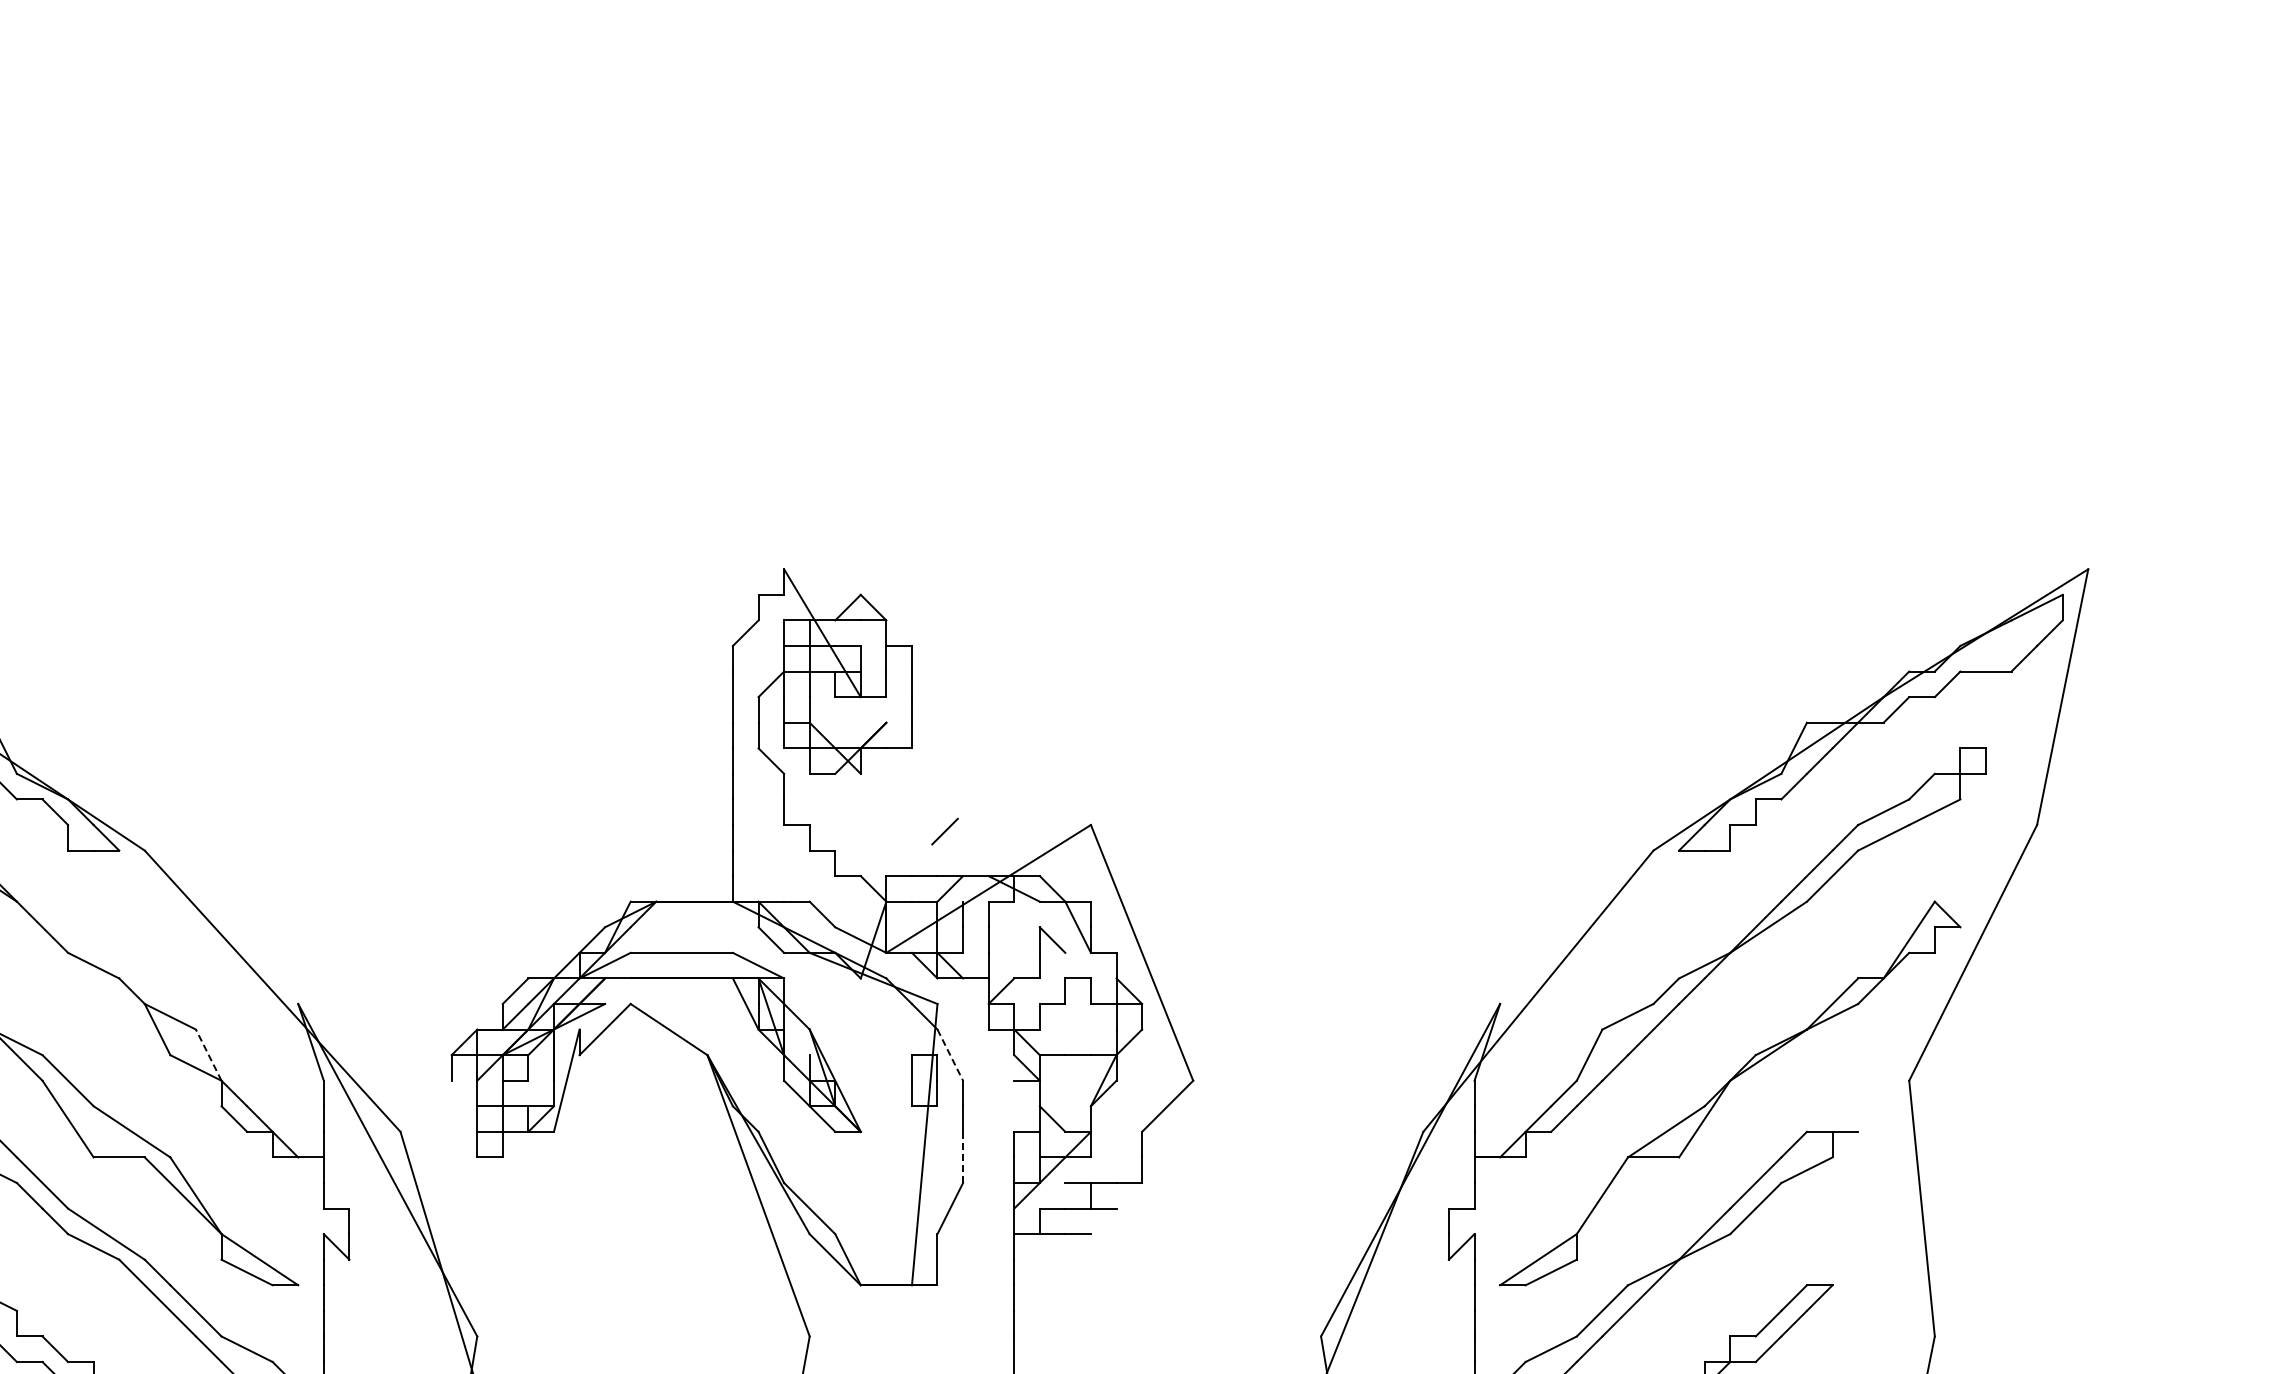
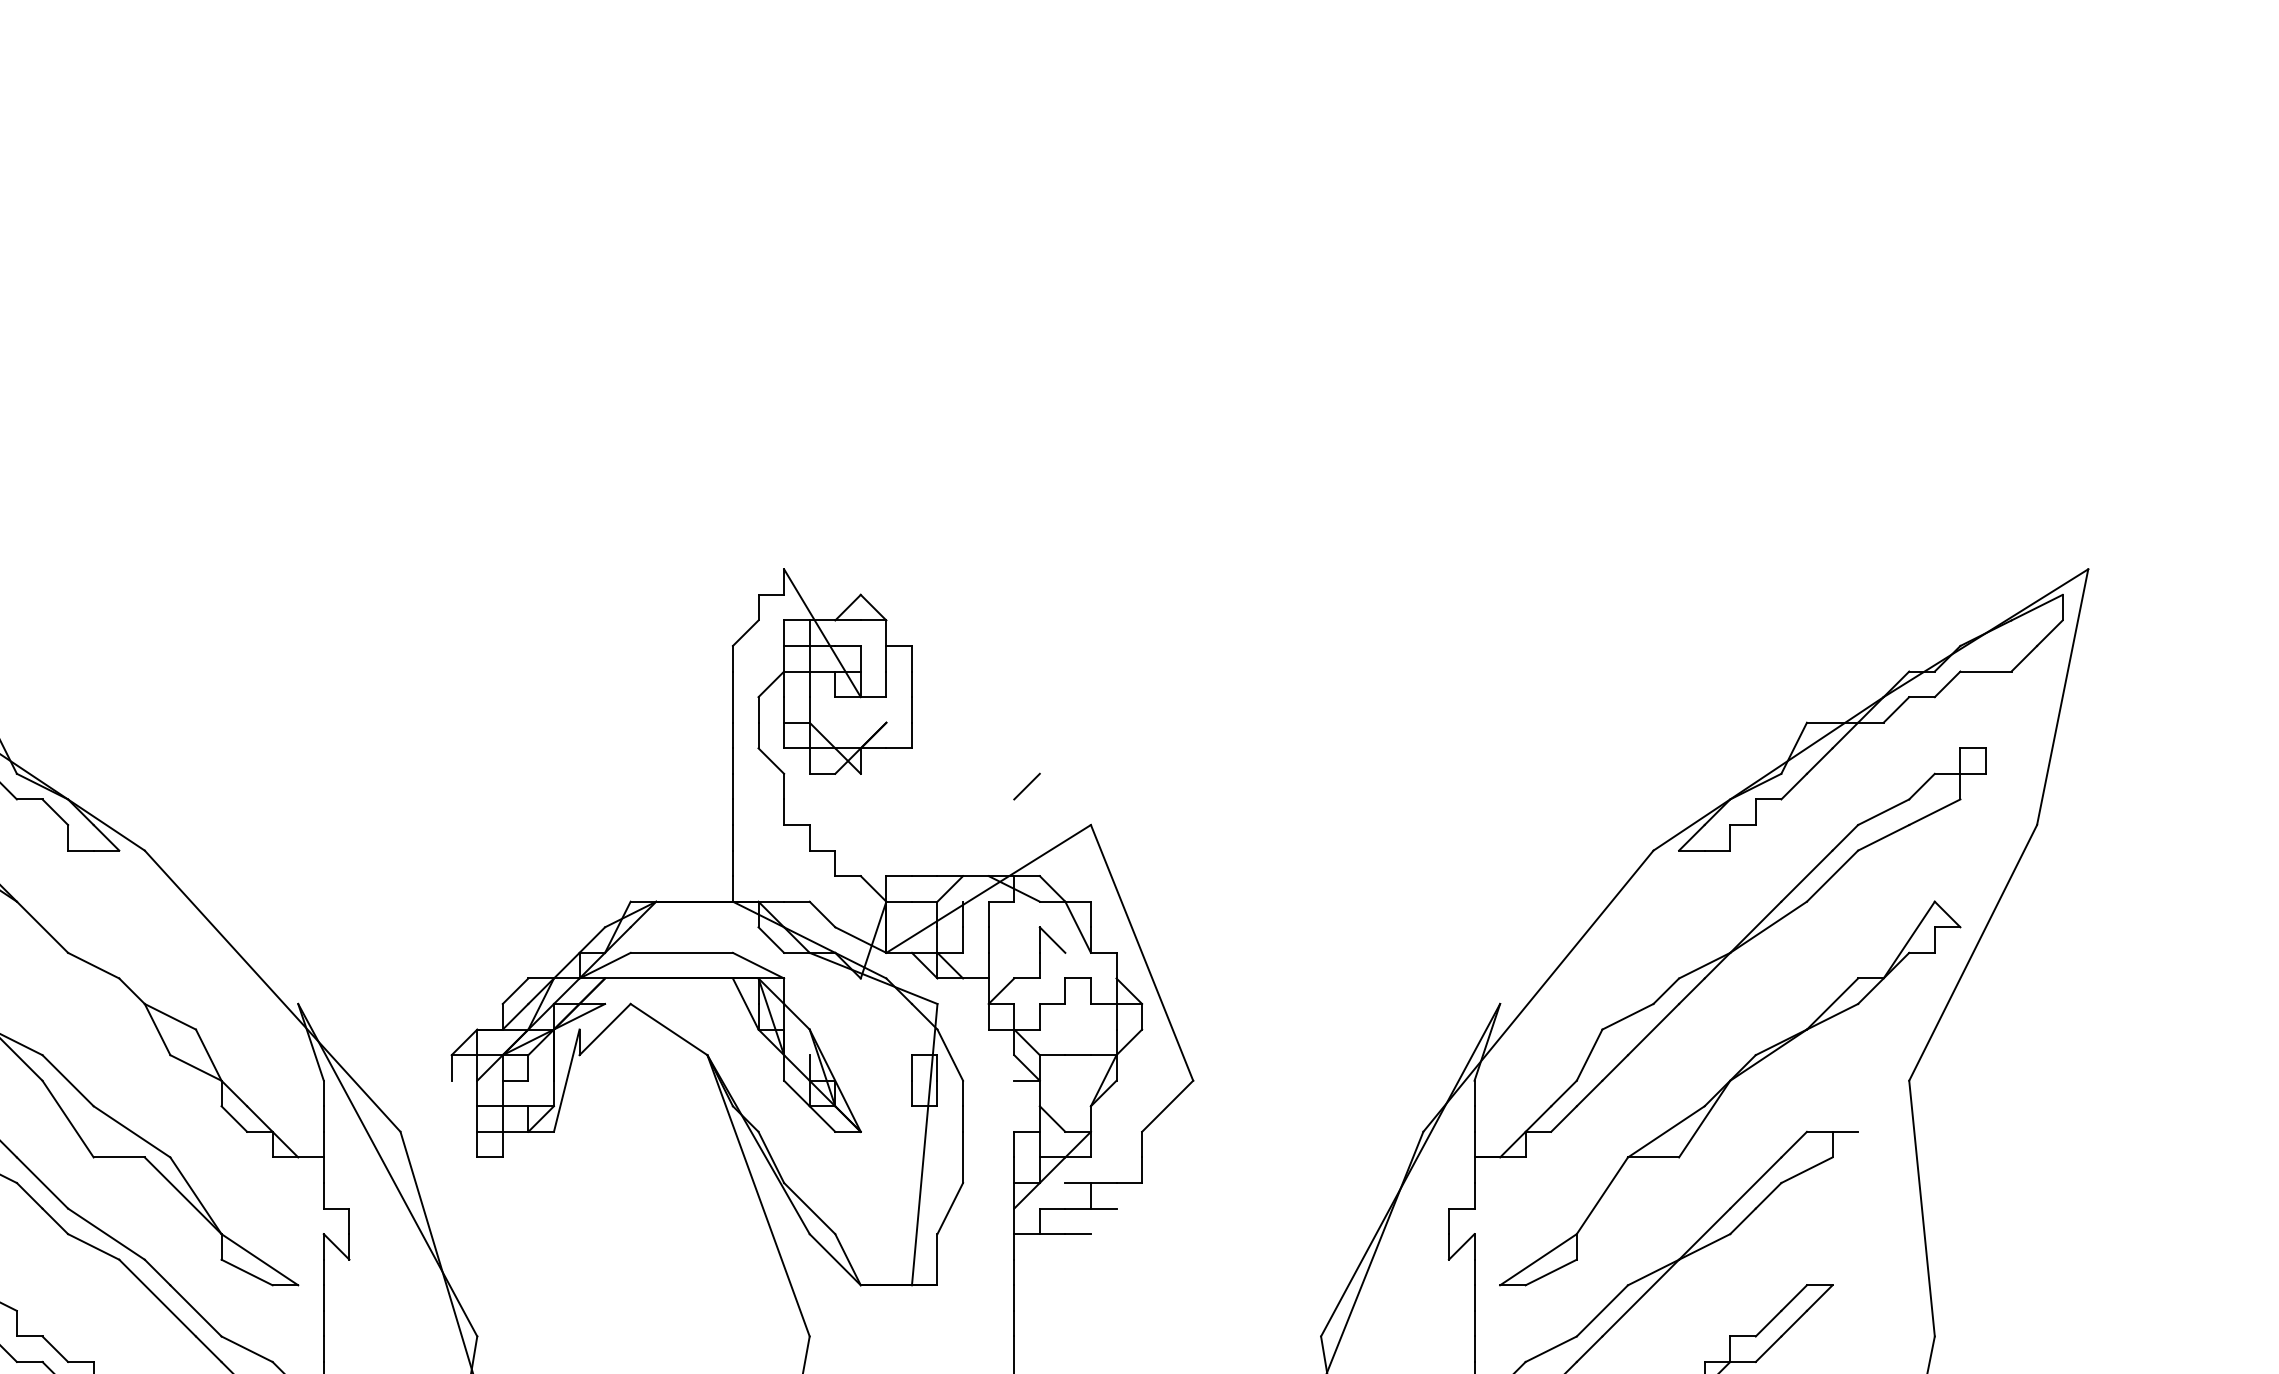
line position: (944, 831) -> (1026, 786) (1026, 786)
line: dashed -> solid (208, 1055)
line: dashed -> solid (950, 1055)
line: dashed -> solid (963, 1157)
